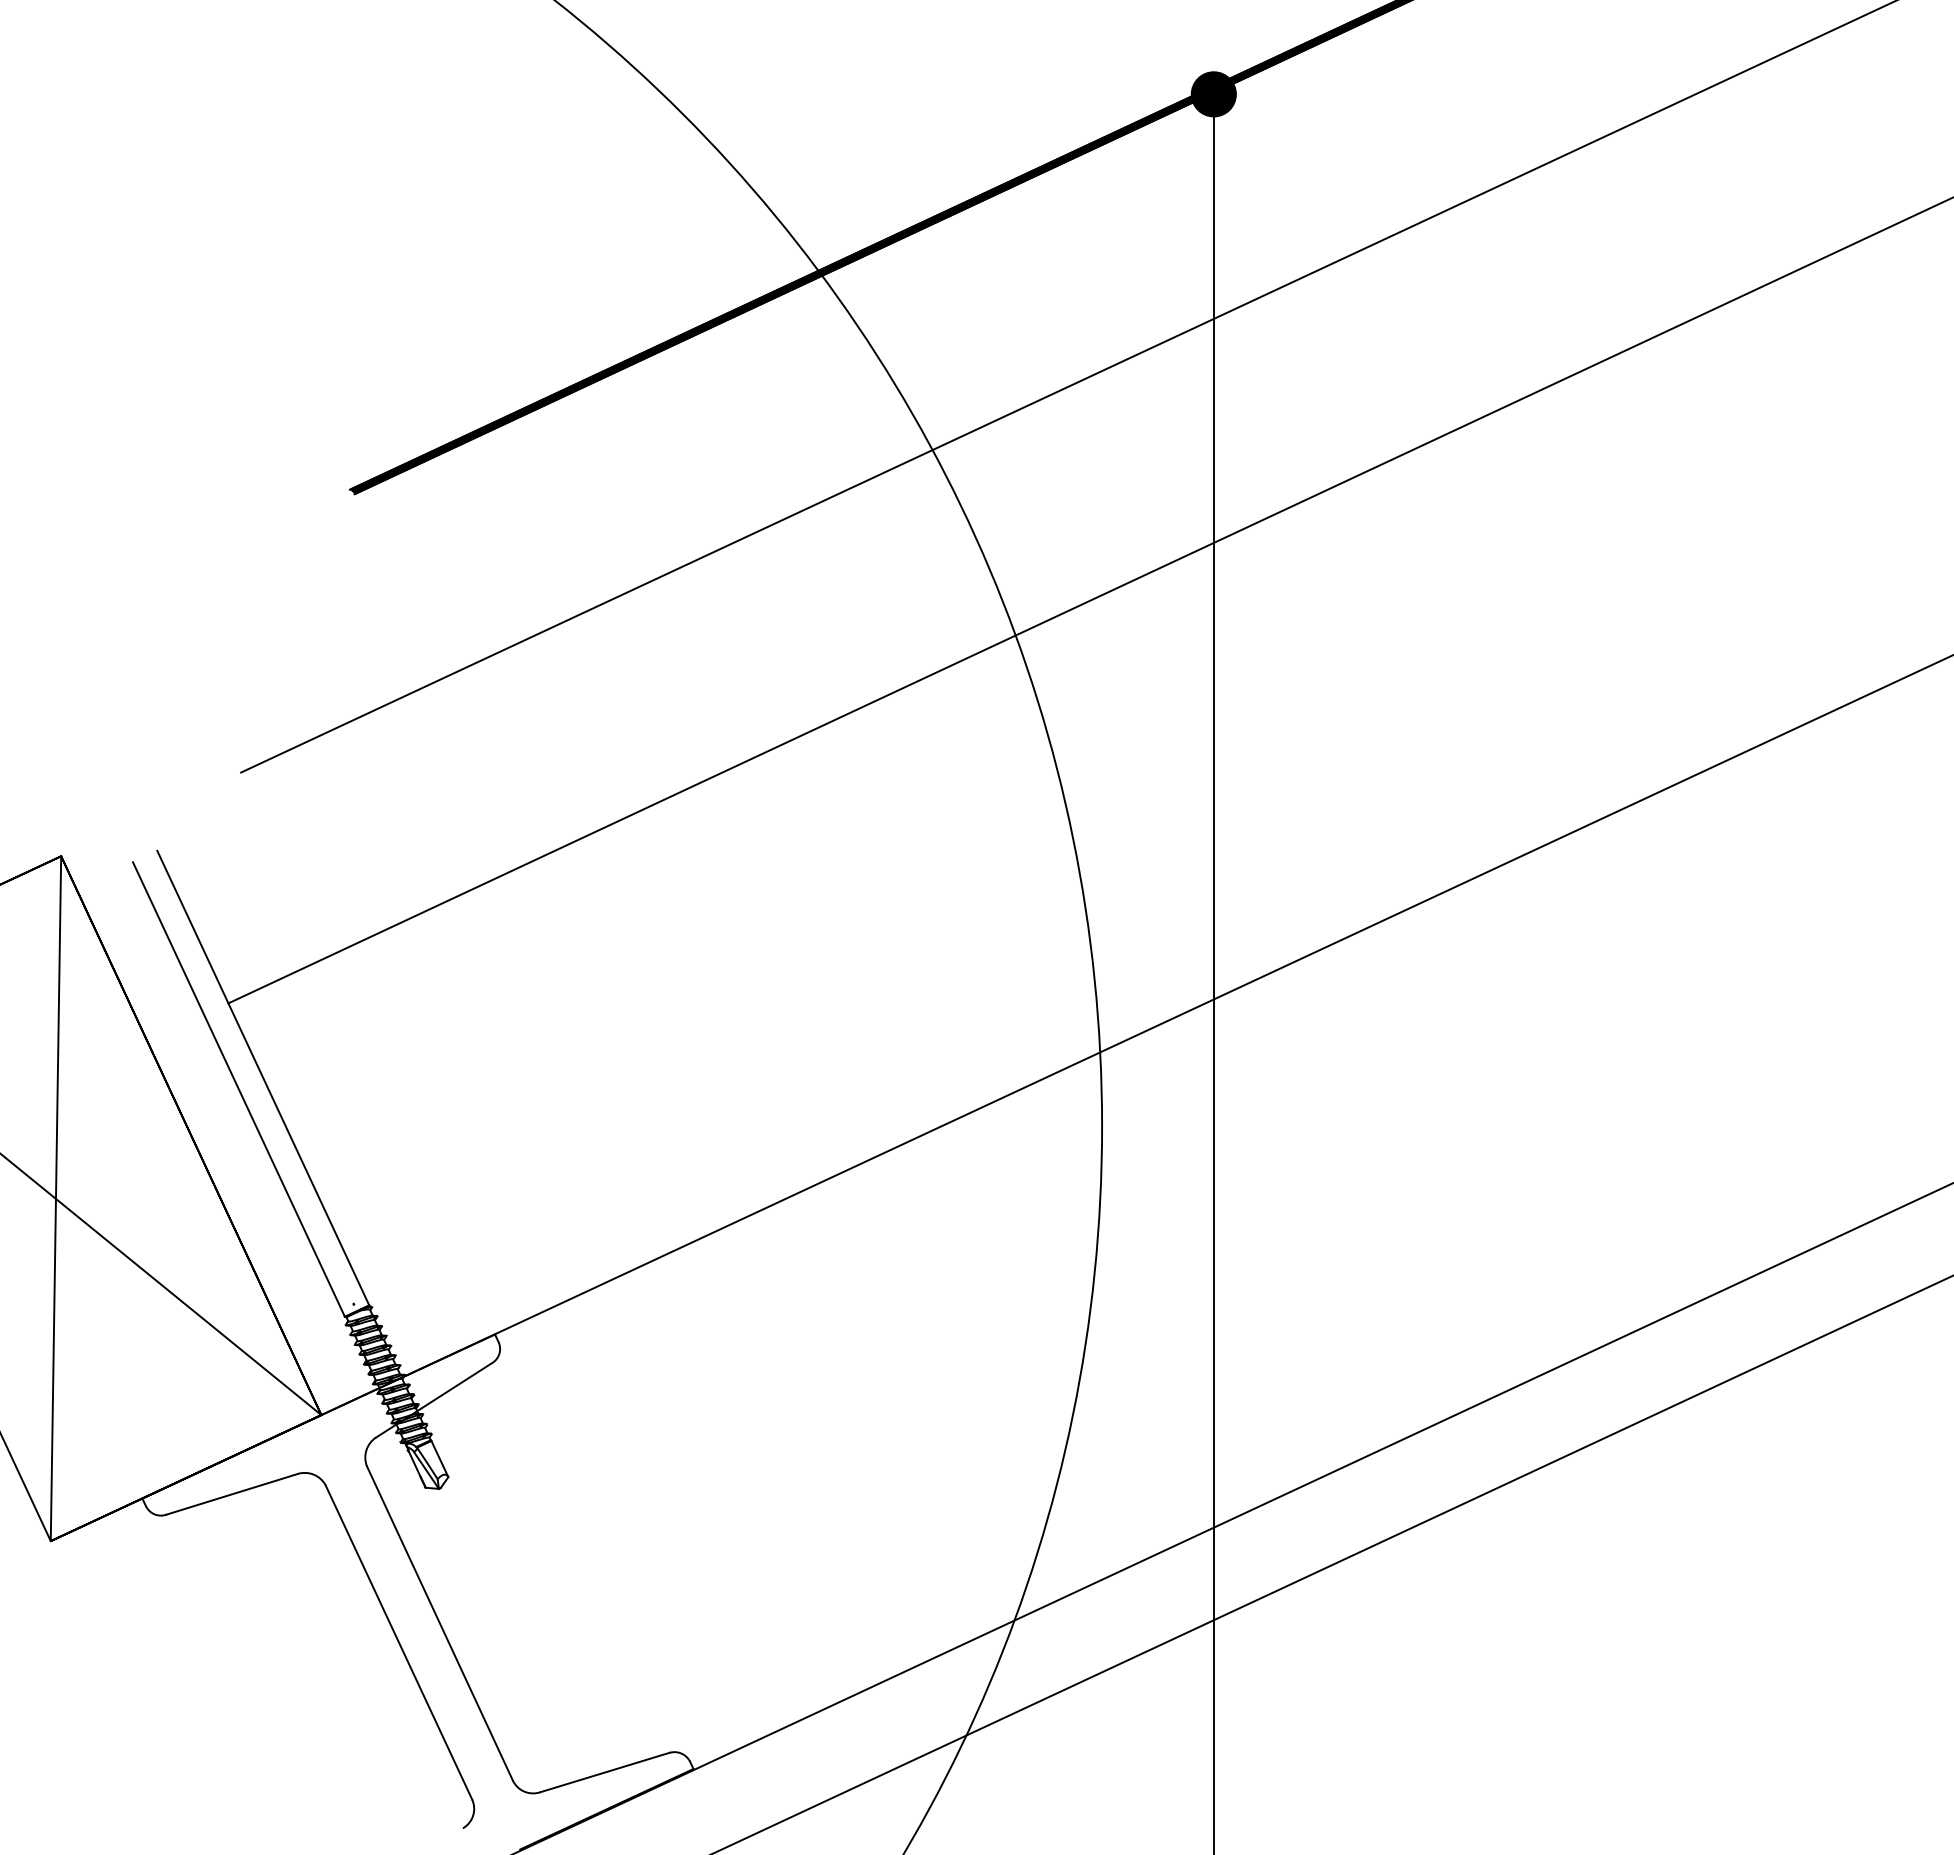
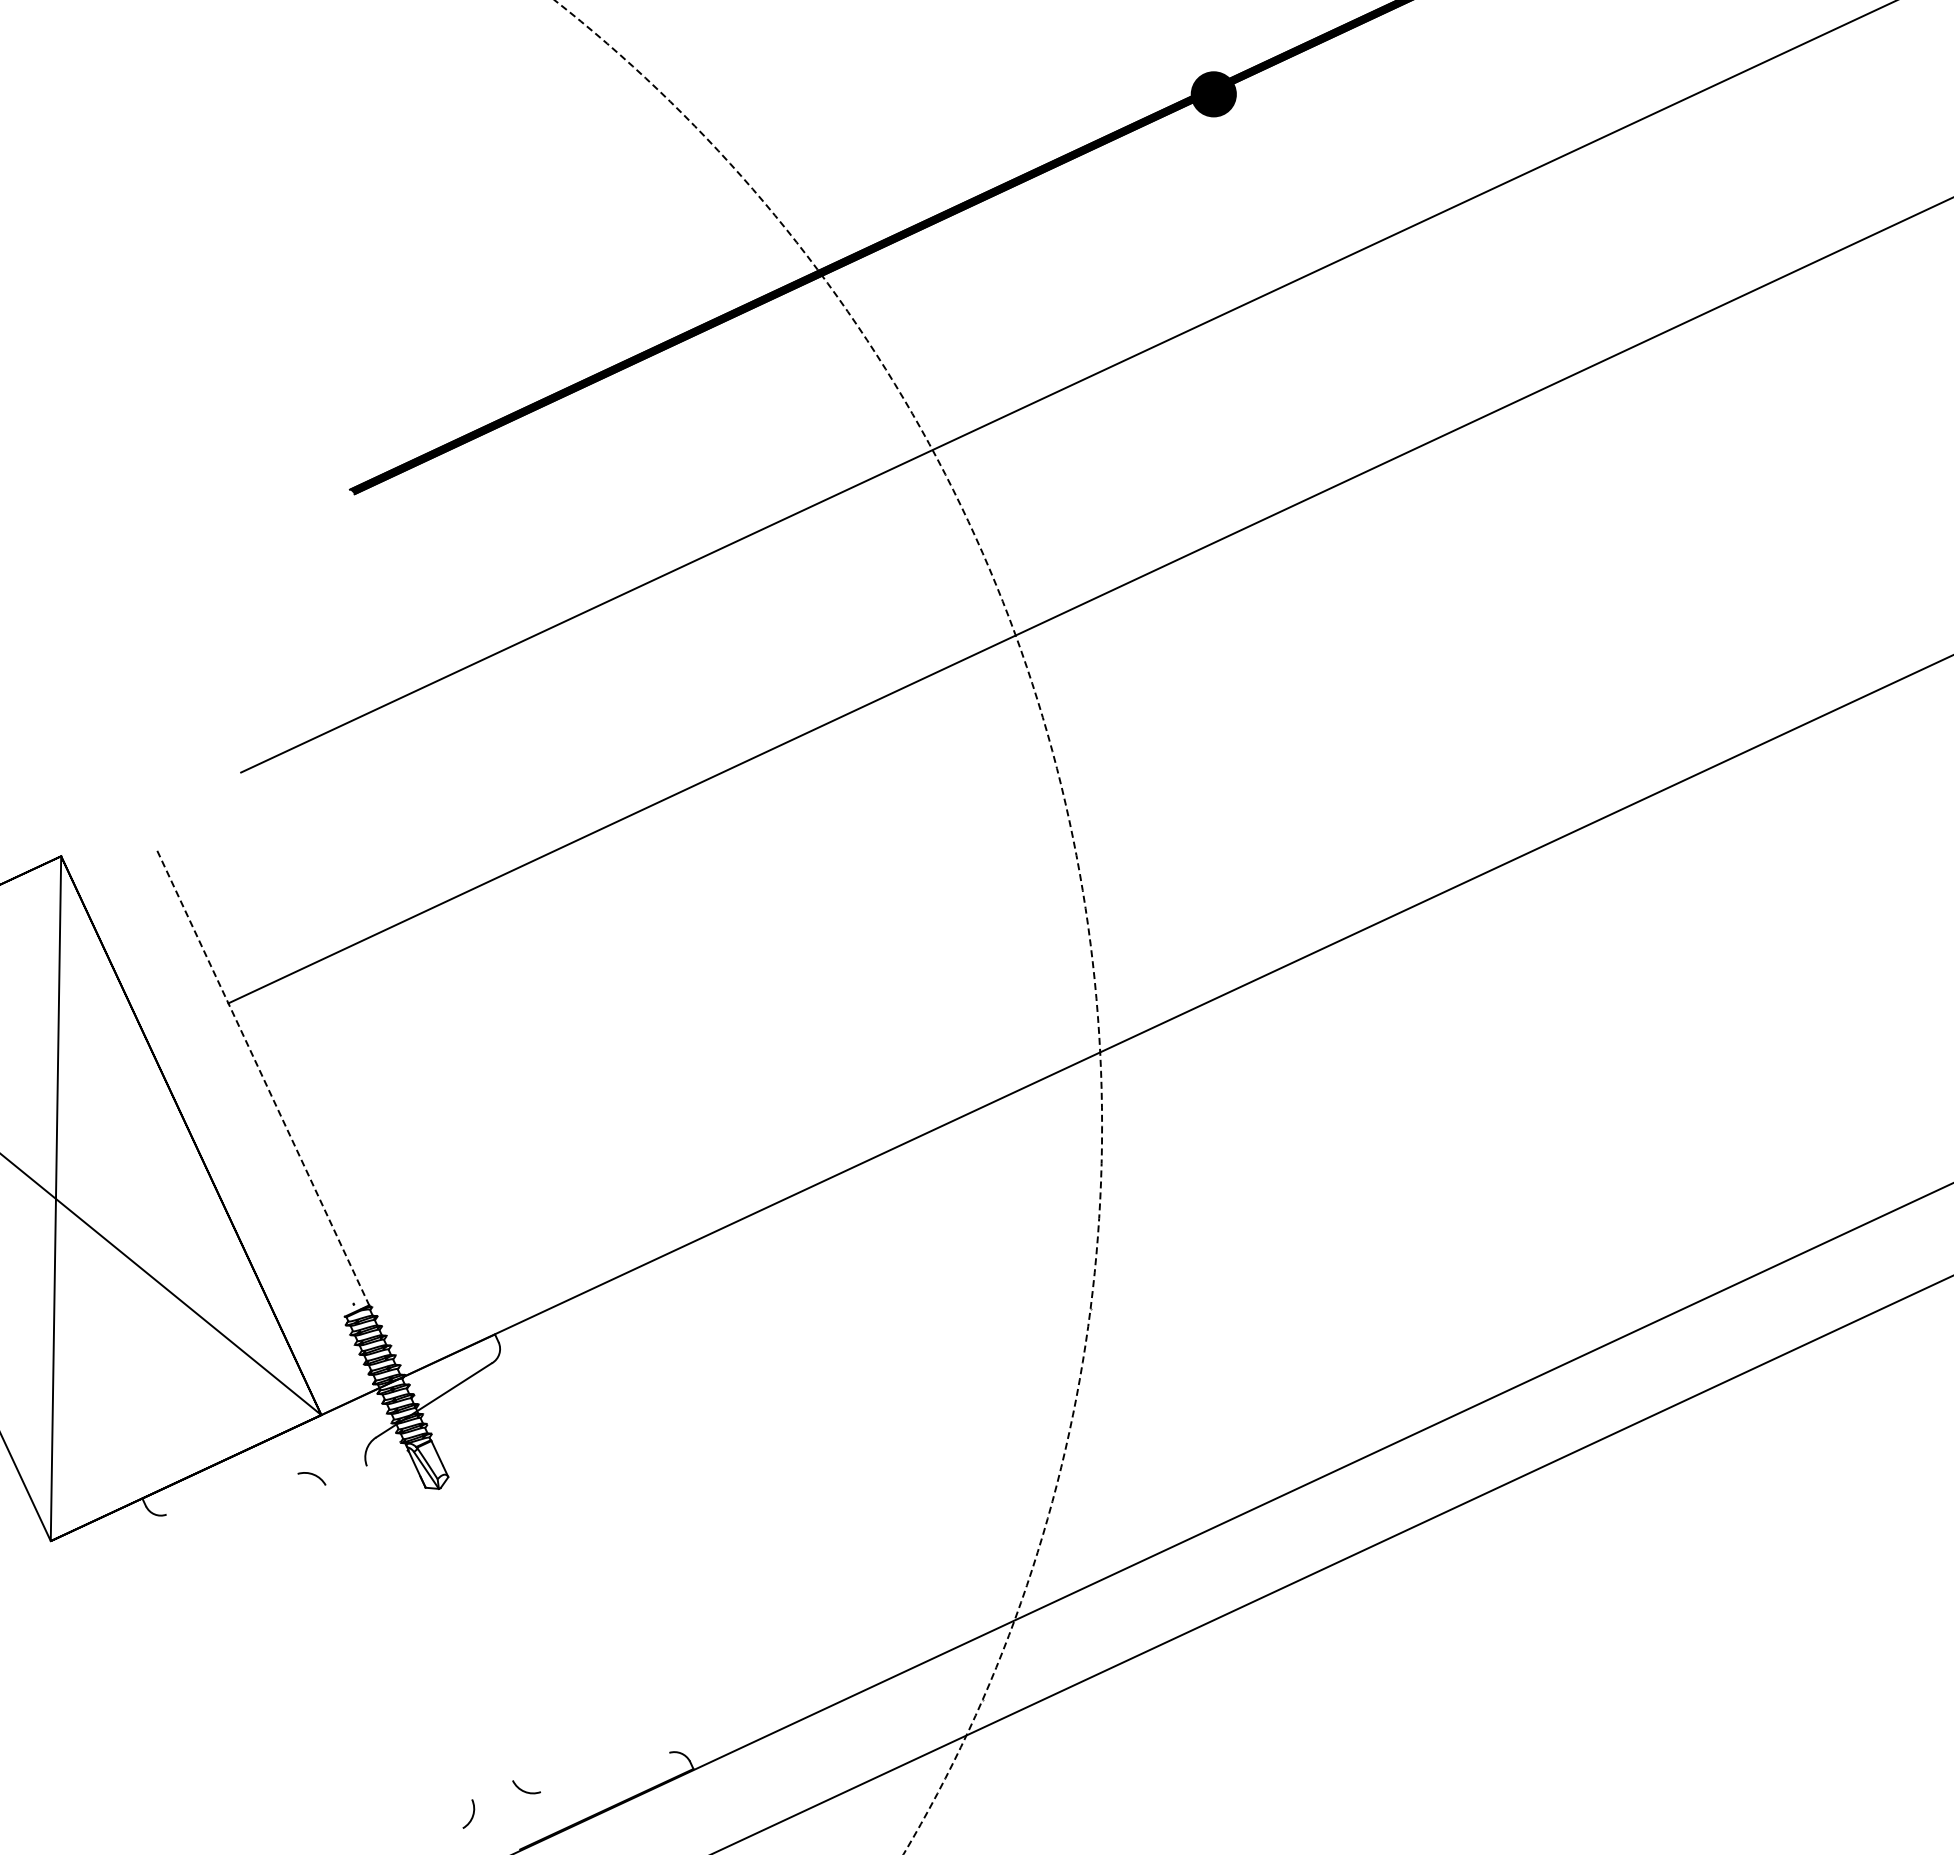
circle: solid -> dashed (828, 927)
line: present -> none (1213, 982)
line: solid -> dashed (263, 1078)
line: present -> none (238, 1089)
line: present -> none (231, 1494)
line: present -> none (439, 1623)
line: present -> none (398, 1642)
line: present -> none (604, 1772)
